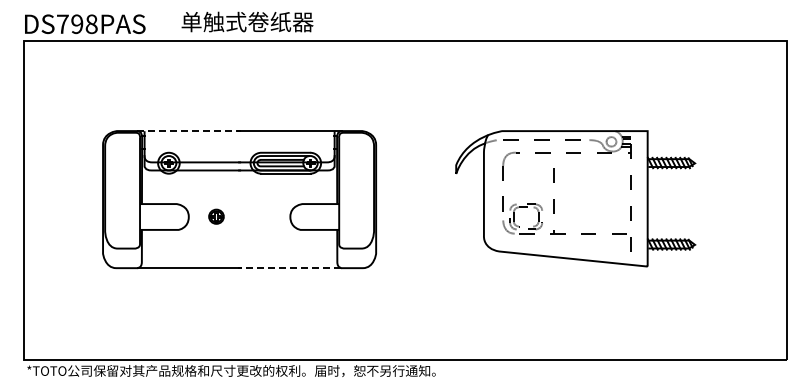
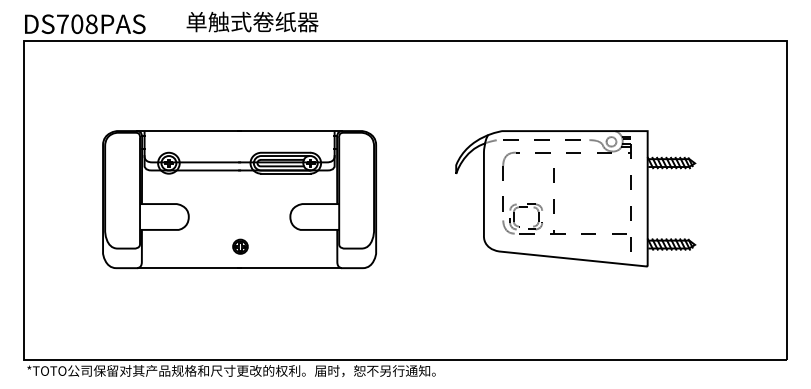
text position: (247, 21) -> (252, 21) (252, 21)
text: DS798PAS -> DS708PAS (77, 23)
line: dashed -> solid (188, 130)
part position: (216, 216) -> (240, 246) (240, 246)
line: dashed -> solid (288, 268)
